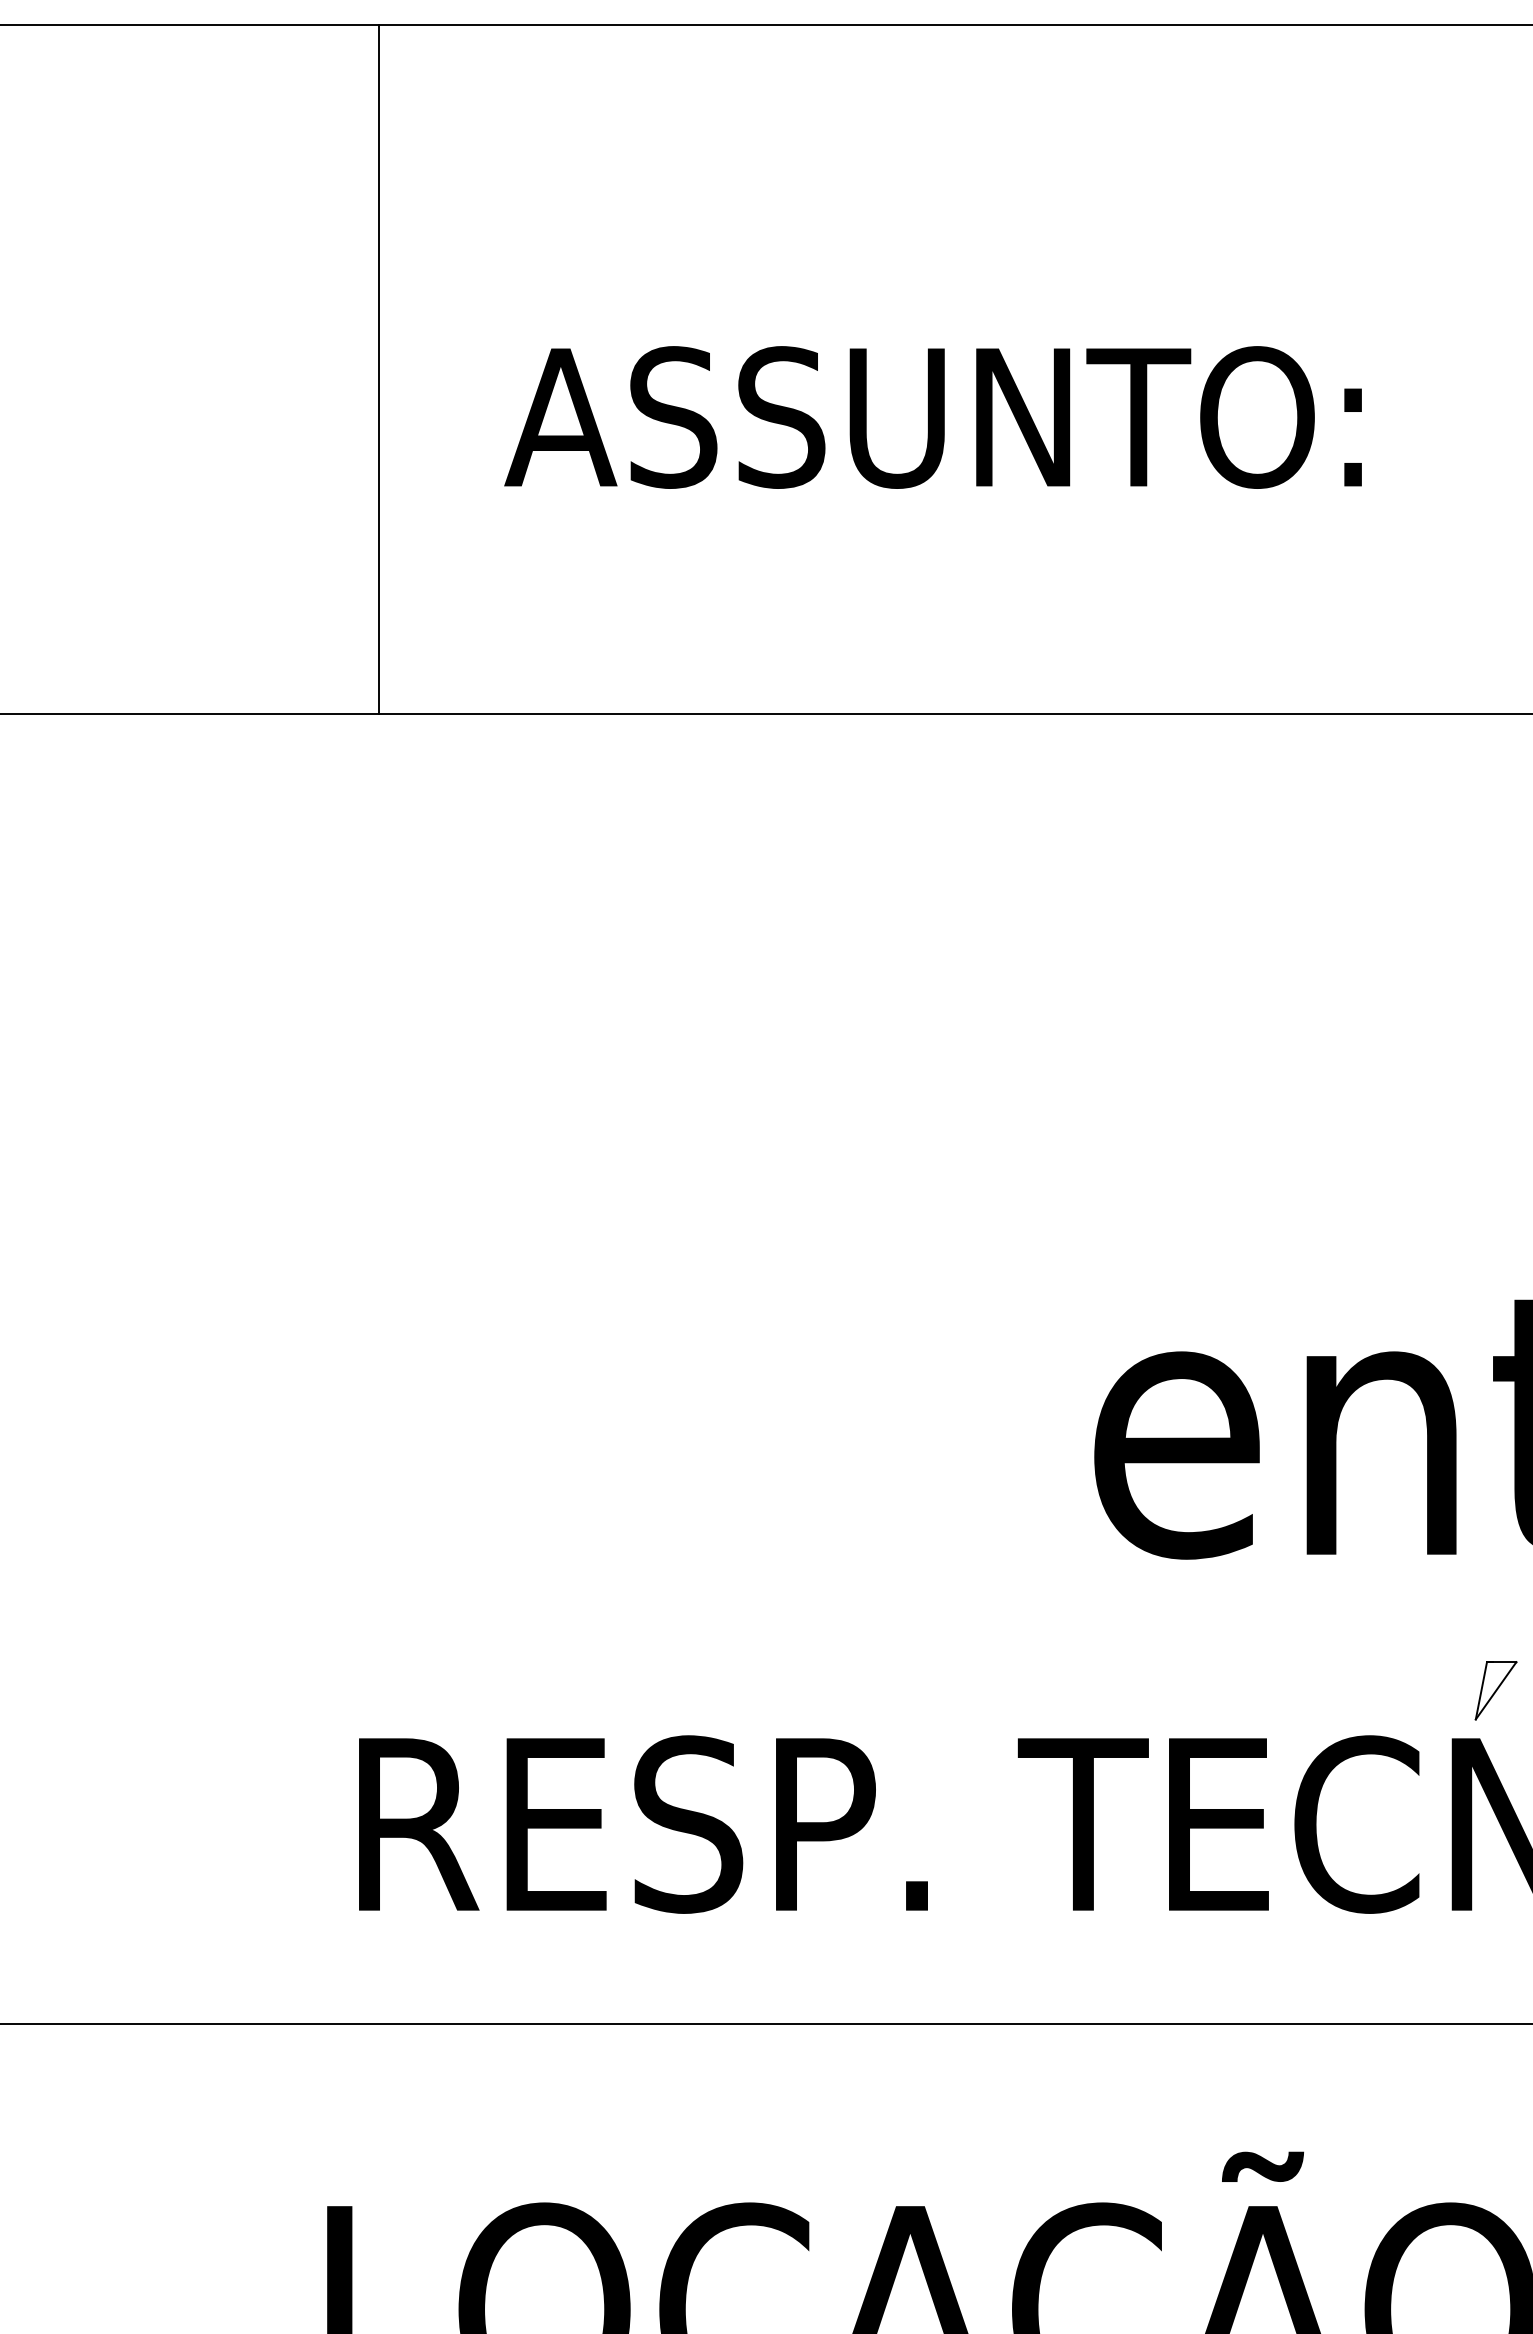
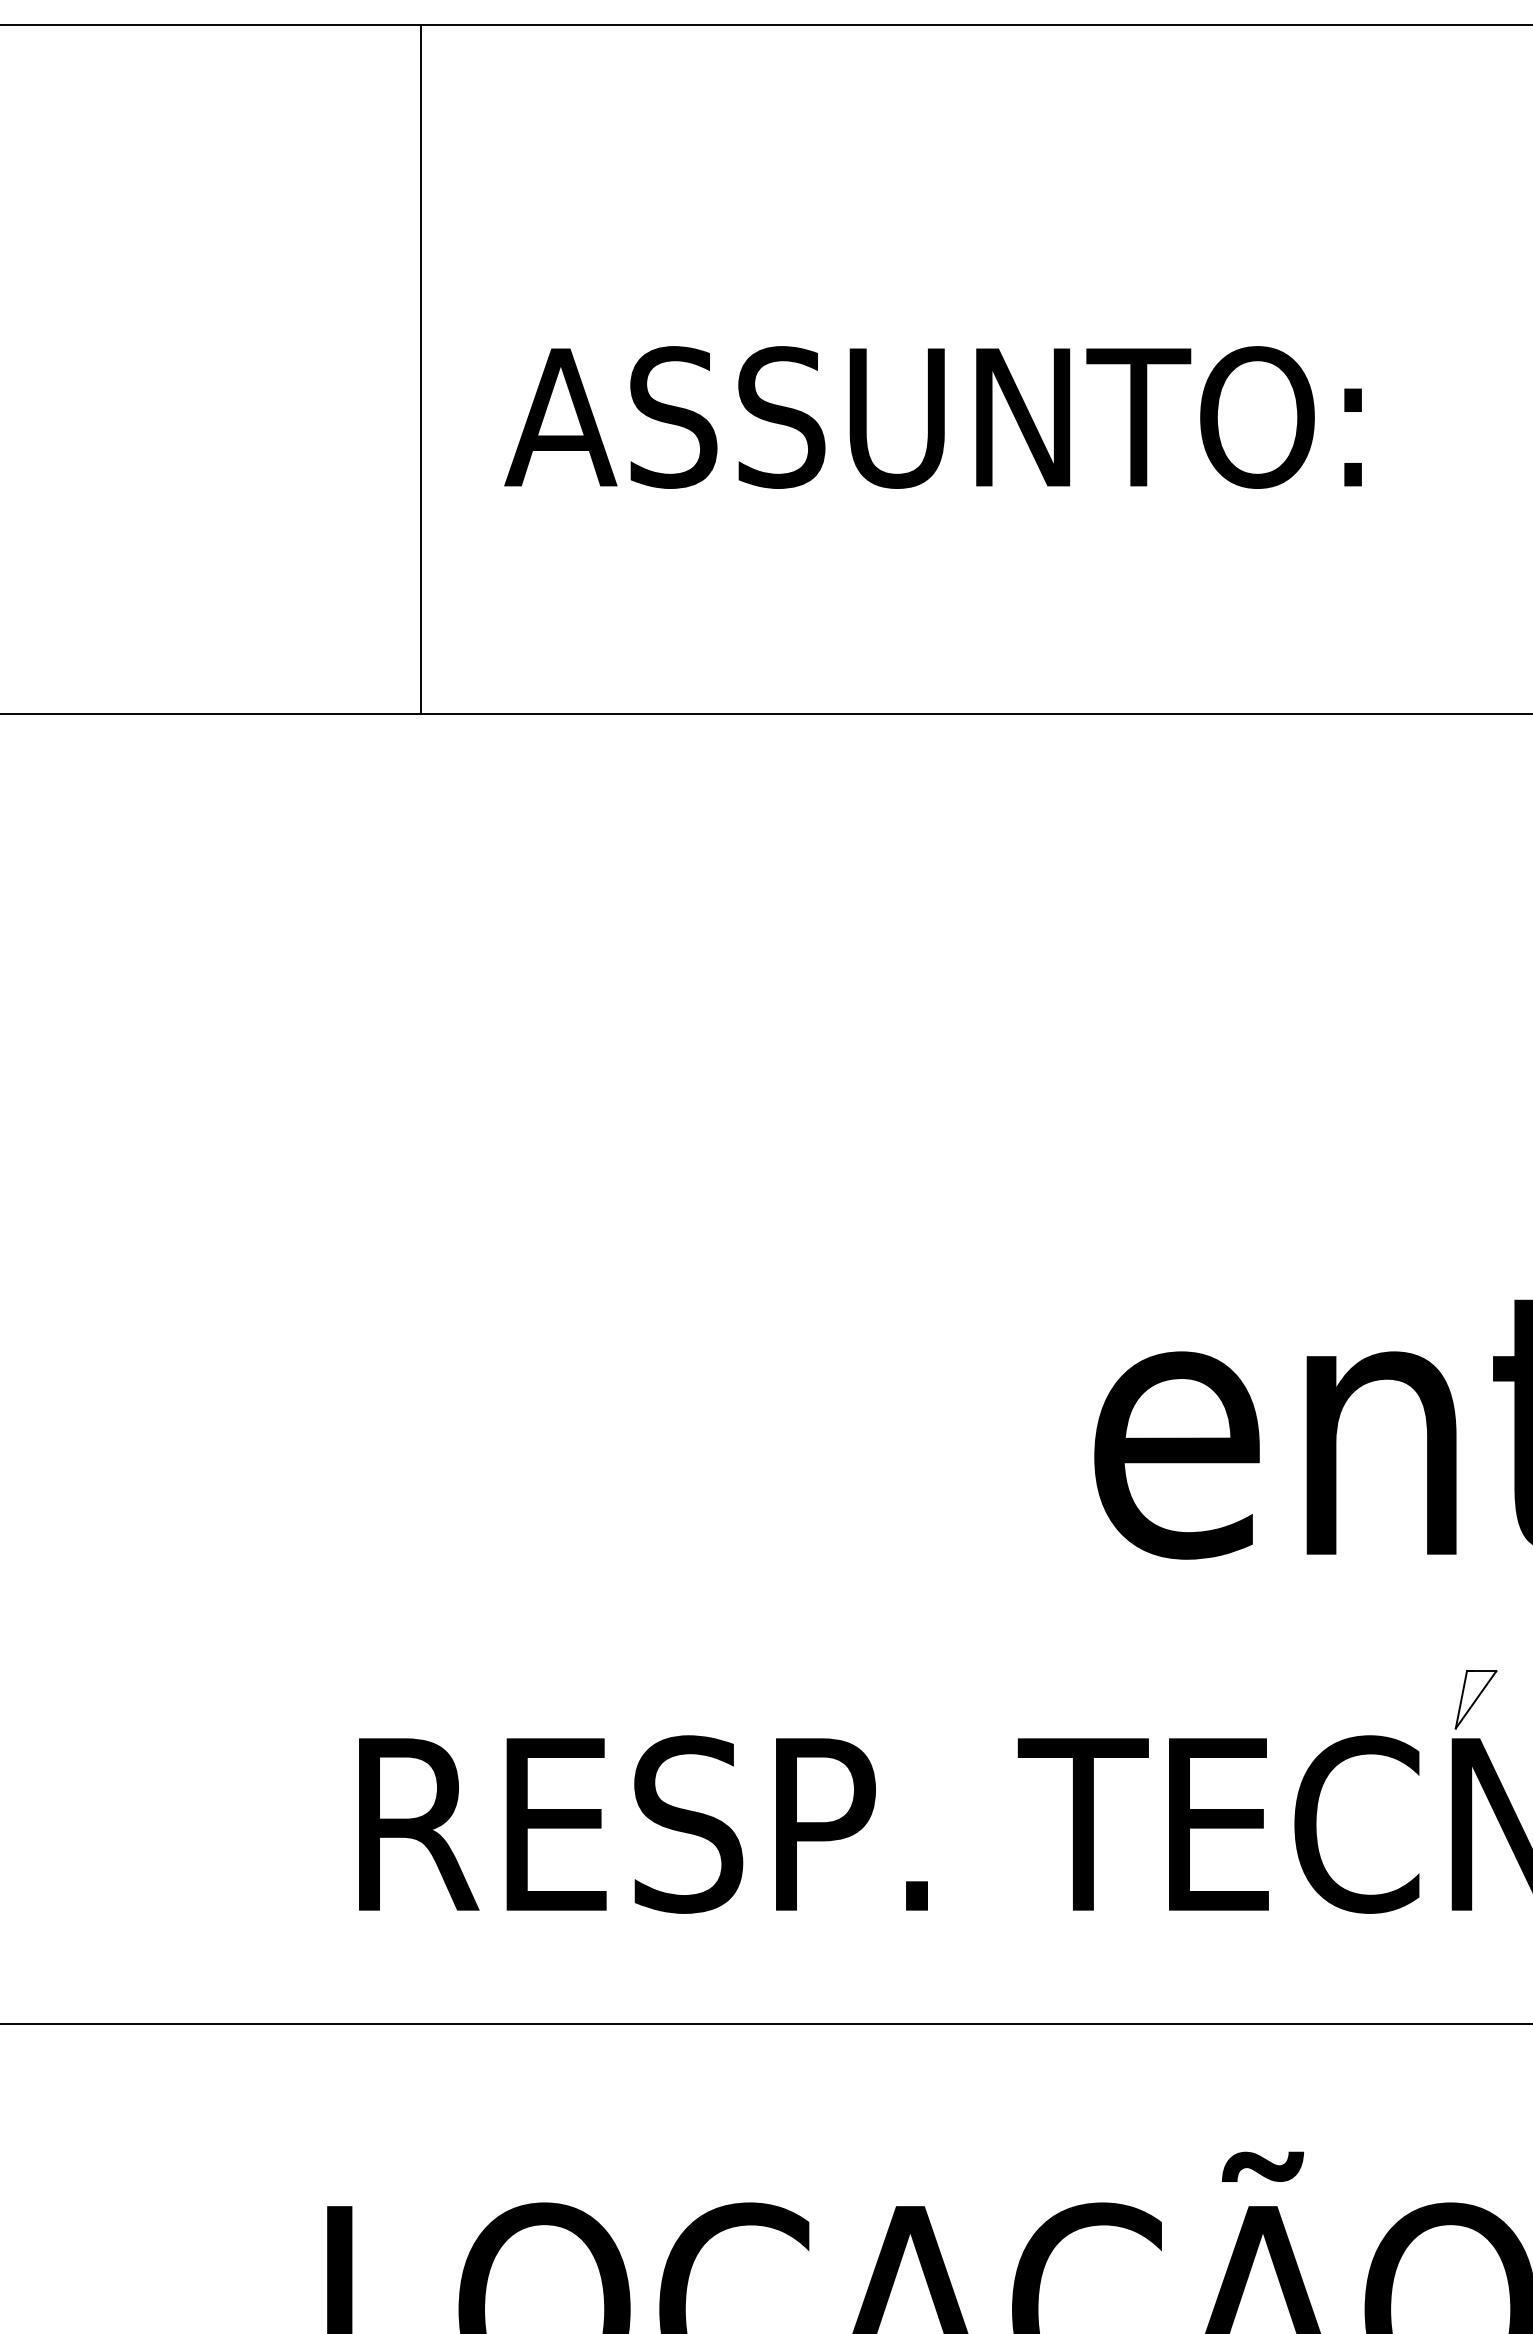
line position: (379, 369) -> (421, 369) (421, 369)
part position: (1495, 1690) -> (1475, 1699) (1475, 1699)
